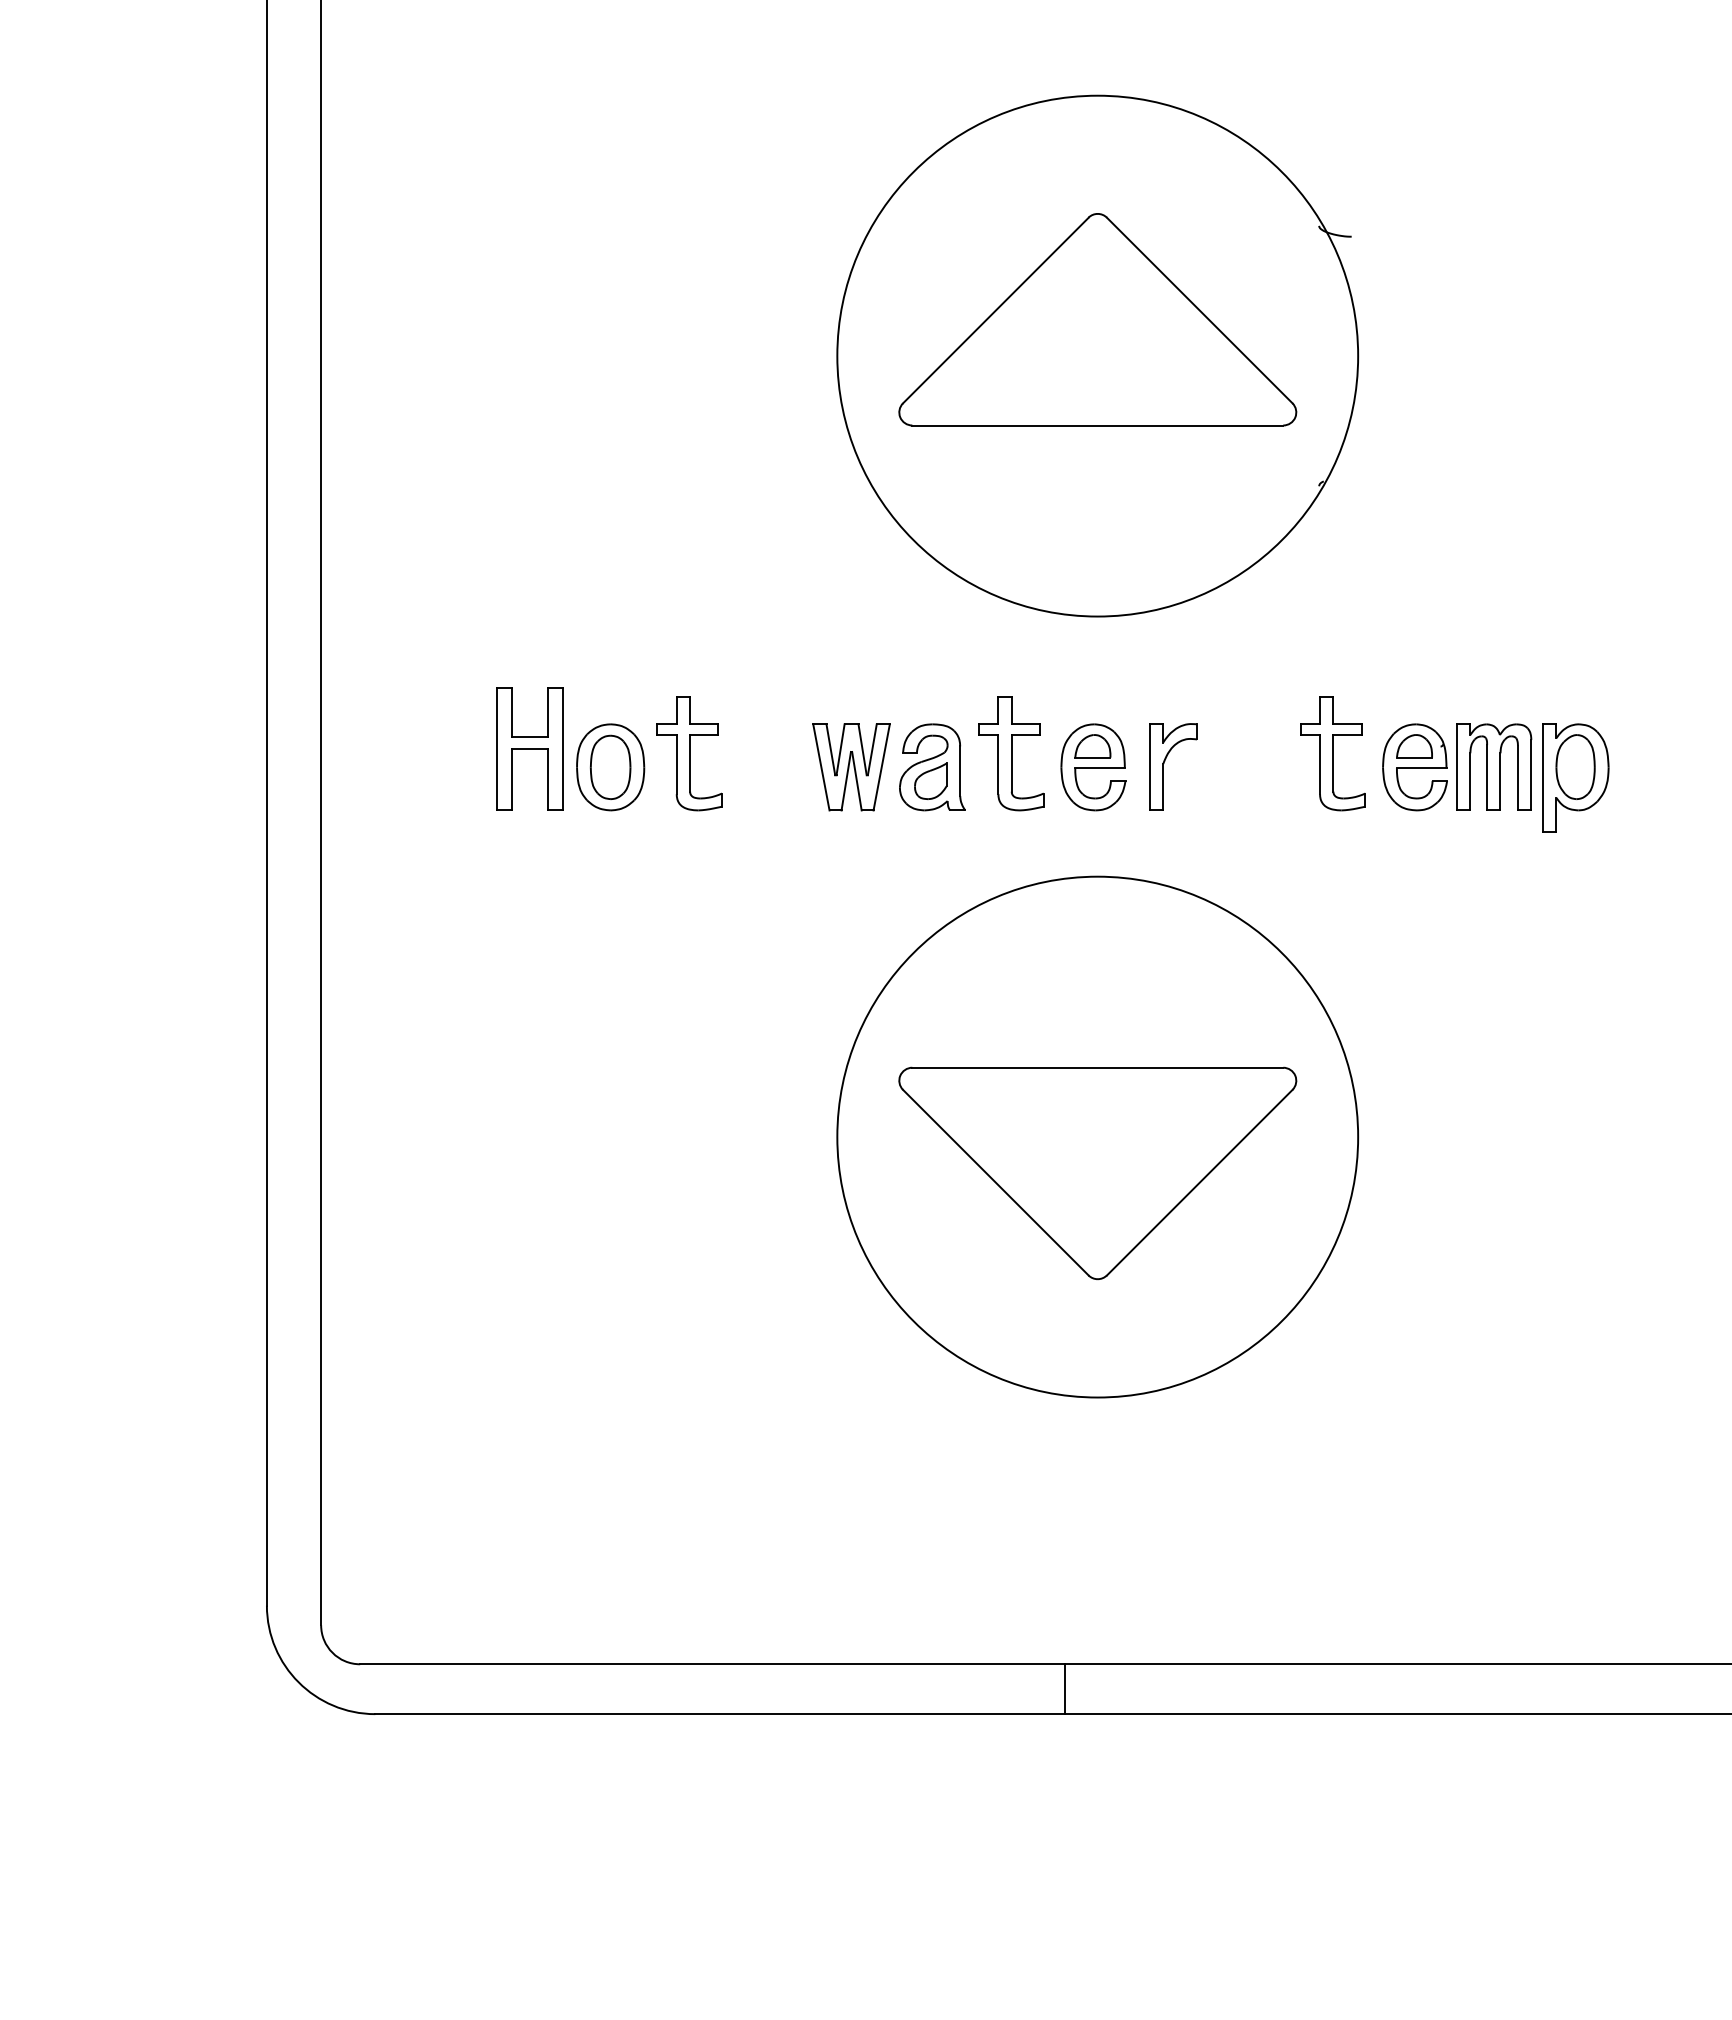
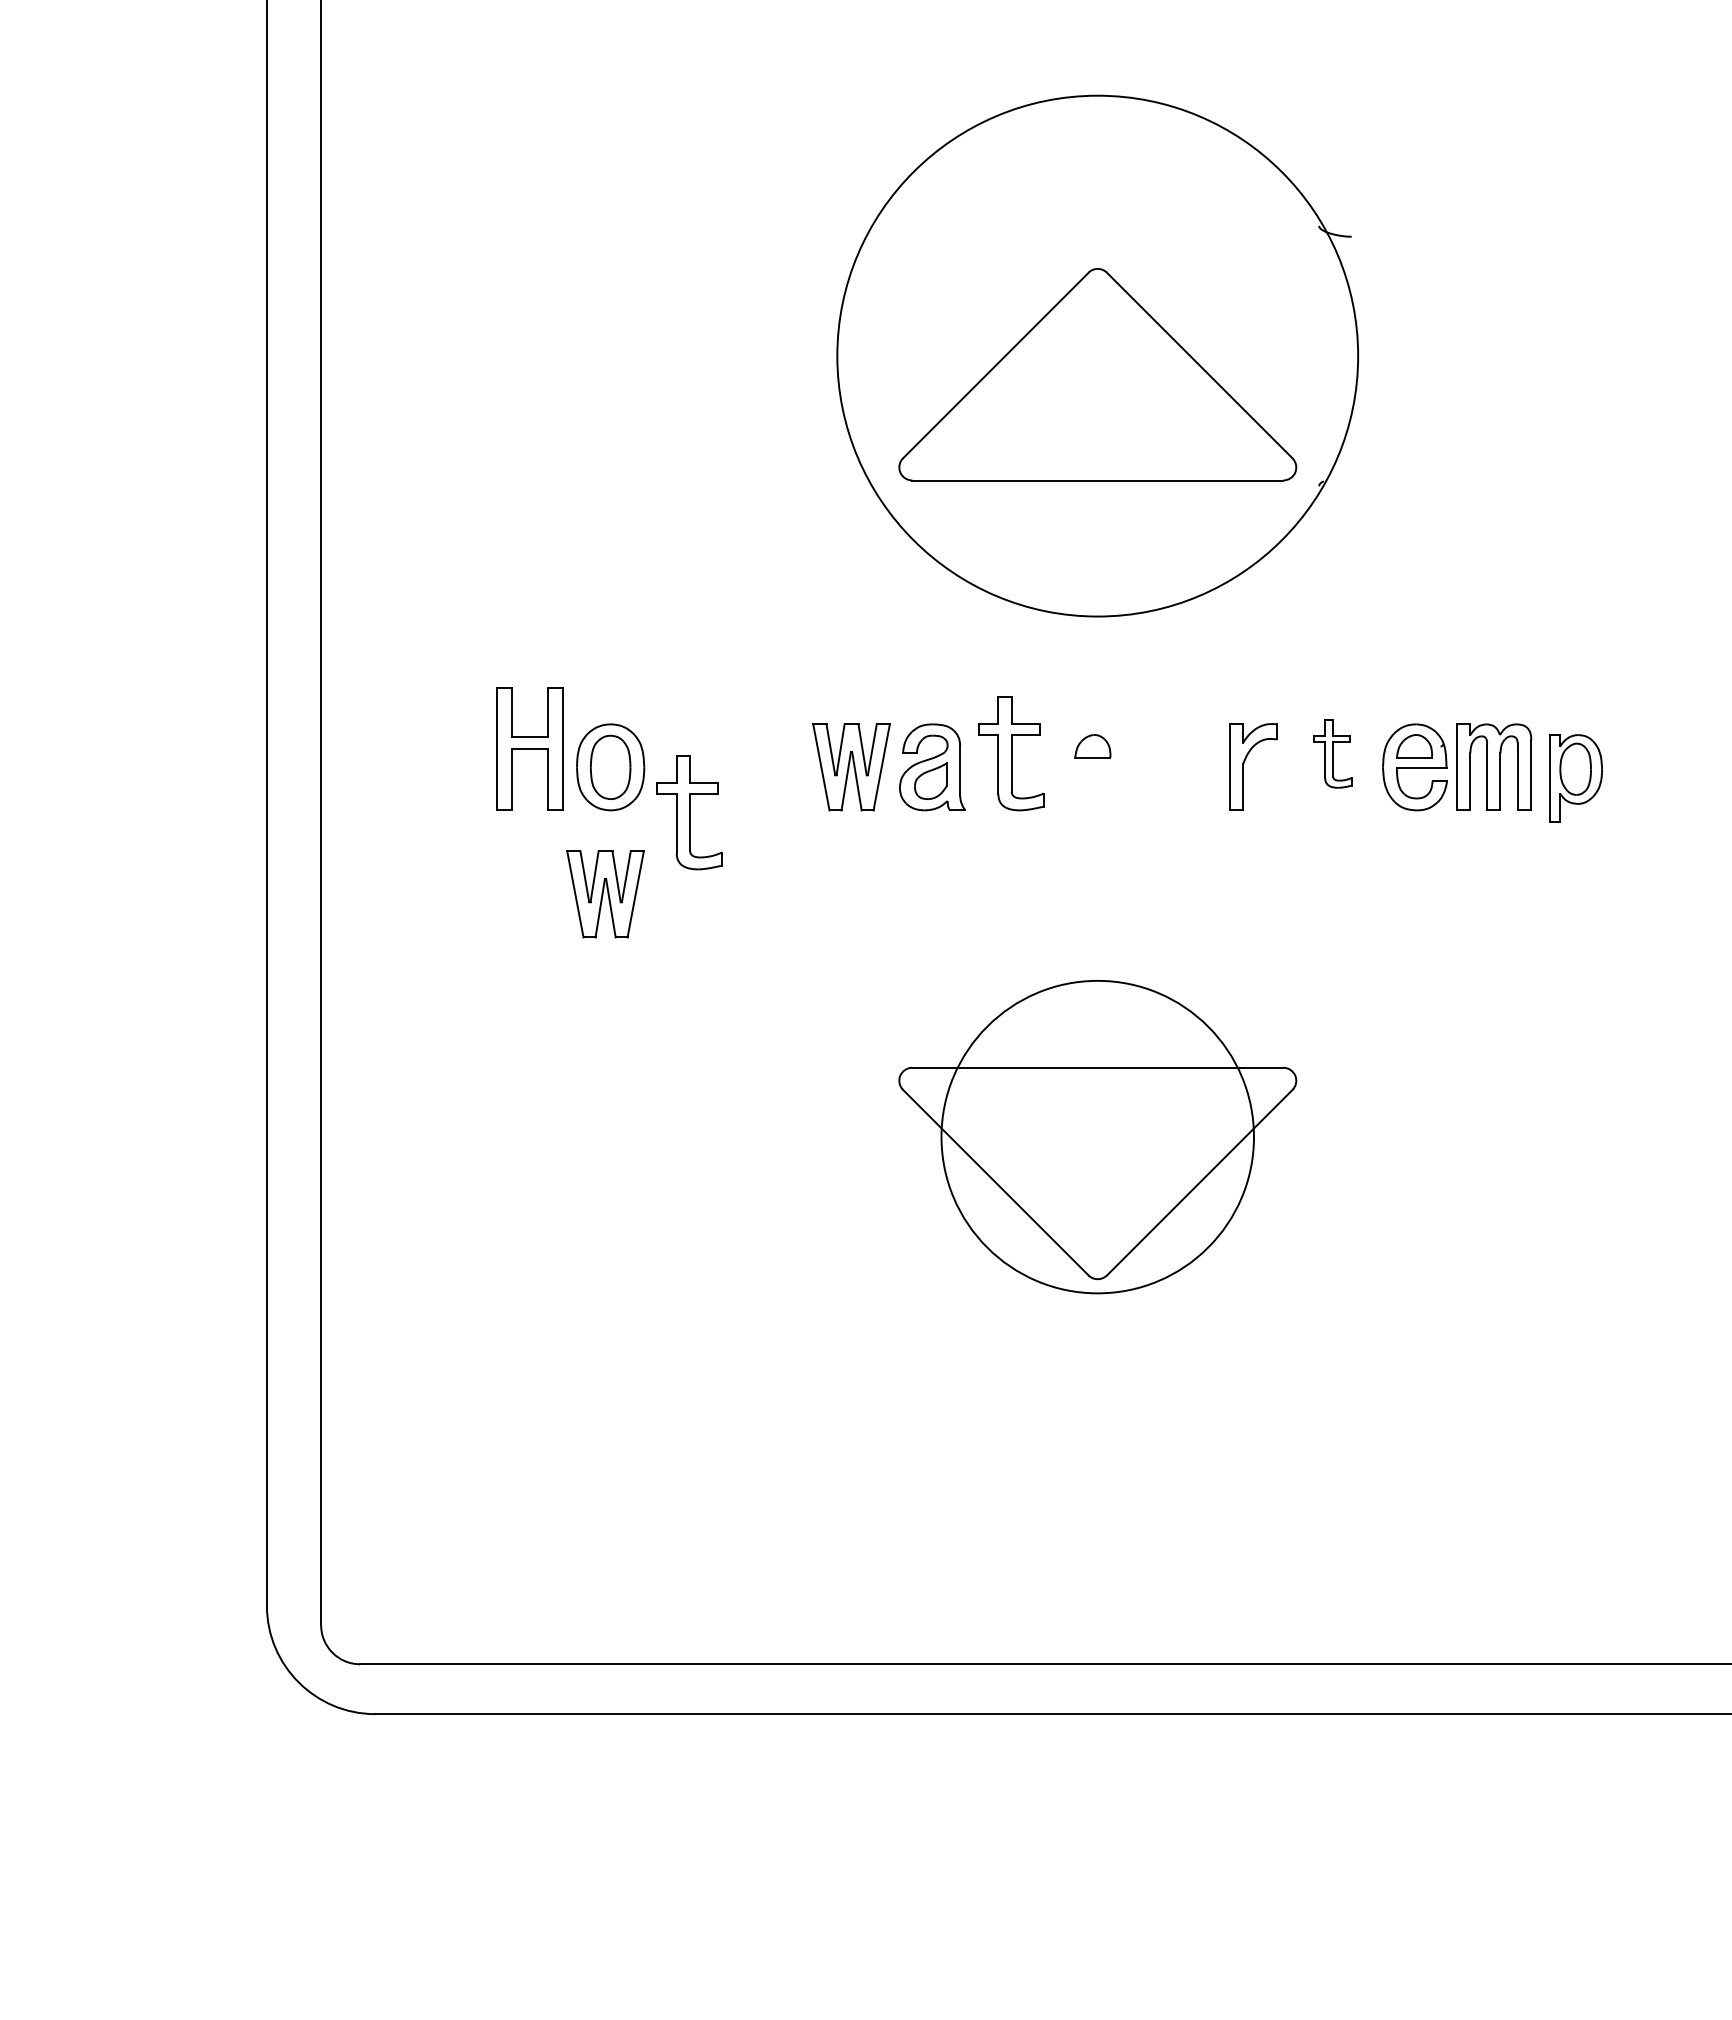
part position: (1097, 319) -> (1097, 374) (1097, 374)
part position: (689, 753) -> (689, 812) (689, 812)
part size: 66x116 px -> 40x70 px (1332, 753)
part position: (1165, 761) -> (1245, 761) (1245, 761)
part: present -> none (1093, 767)
part size: 68x110 px -> 54x89 px (1575, 778)
part: none -> present (605, 894)
circle diameter: 521 px -> 312 px (1097, 1136)
line: present -> none (1065, 1689)
